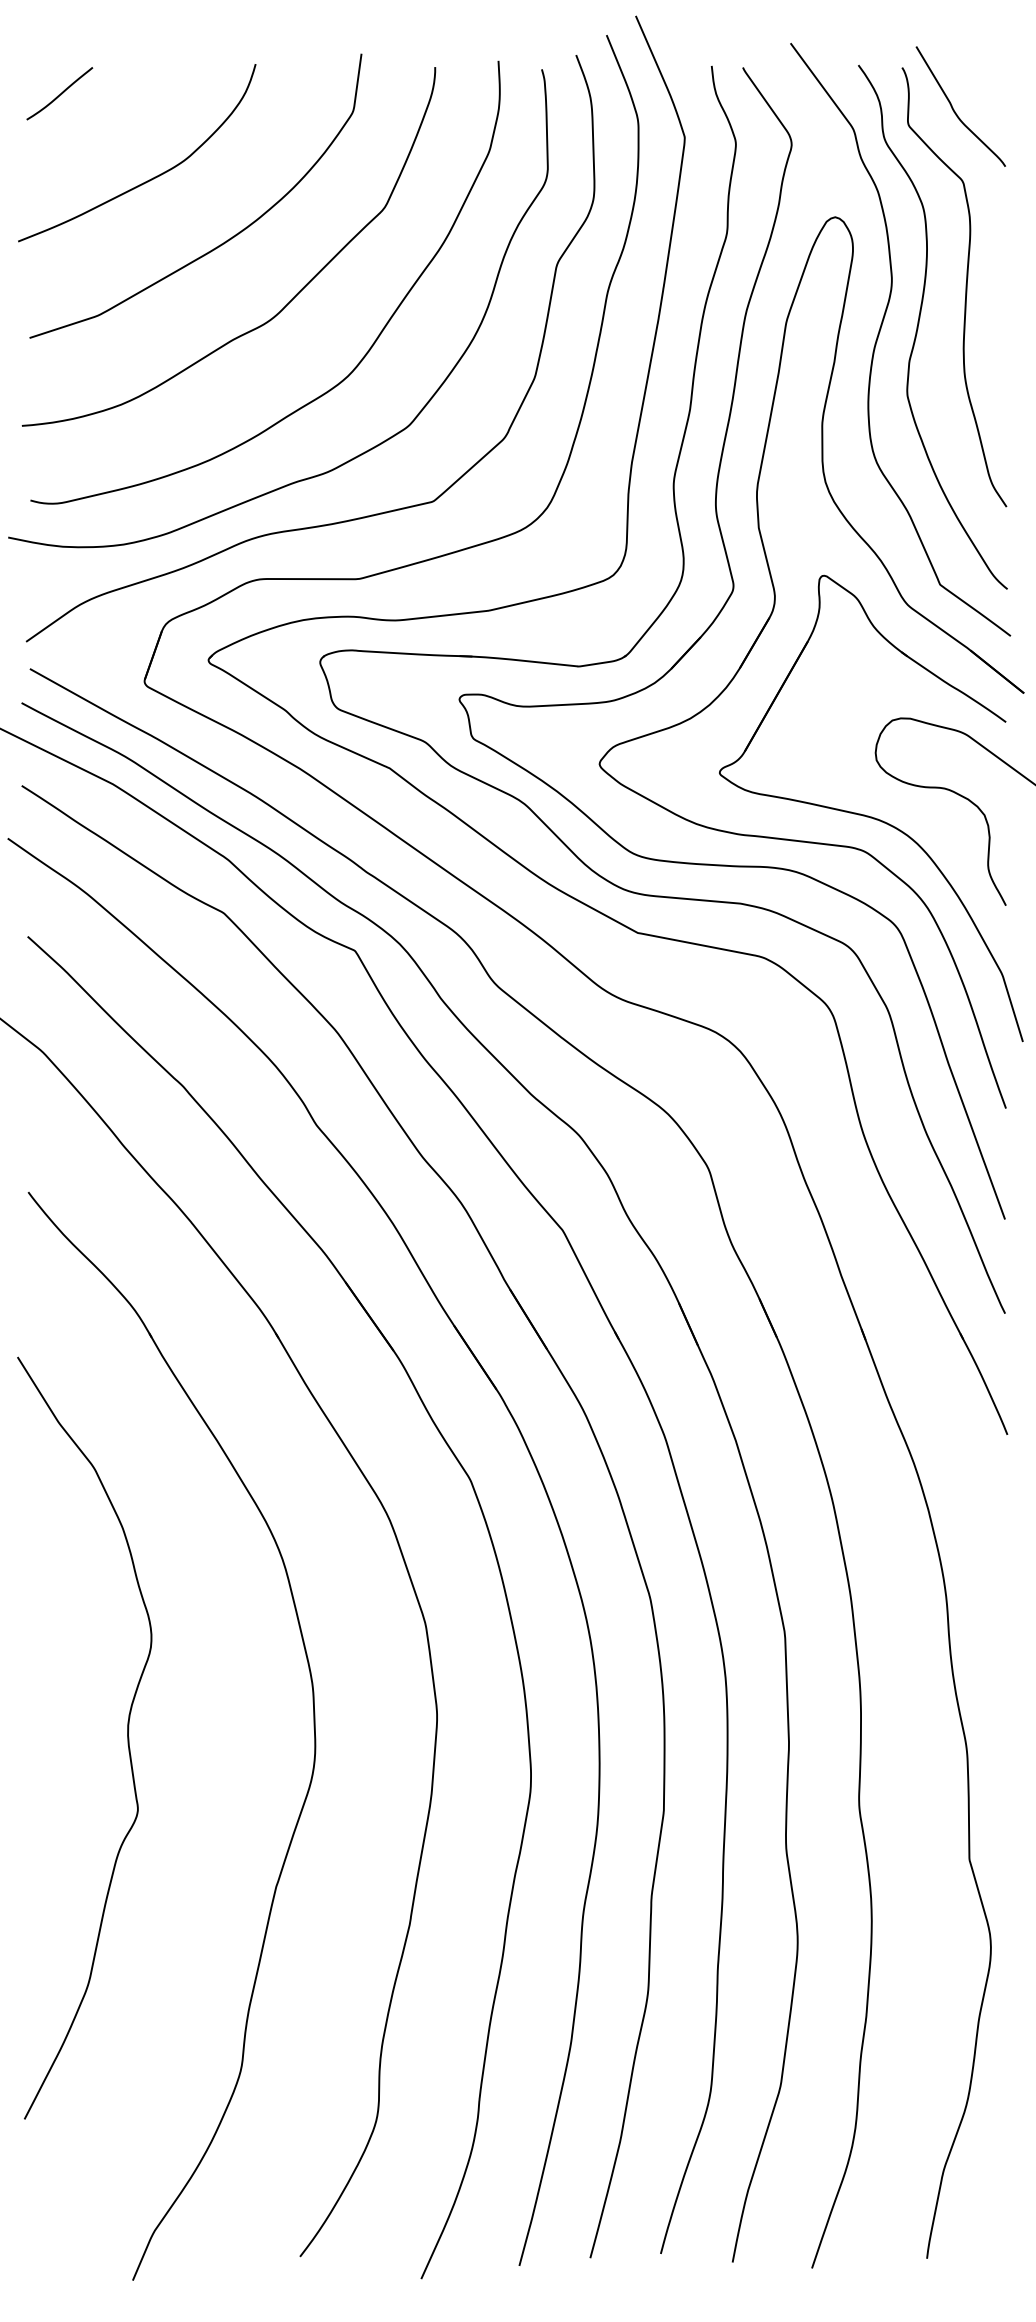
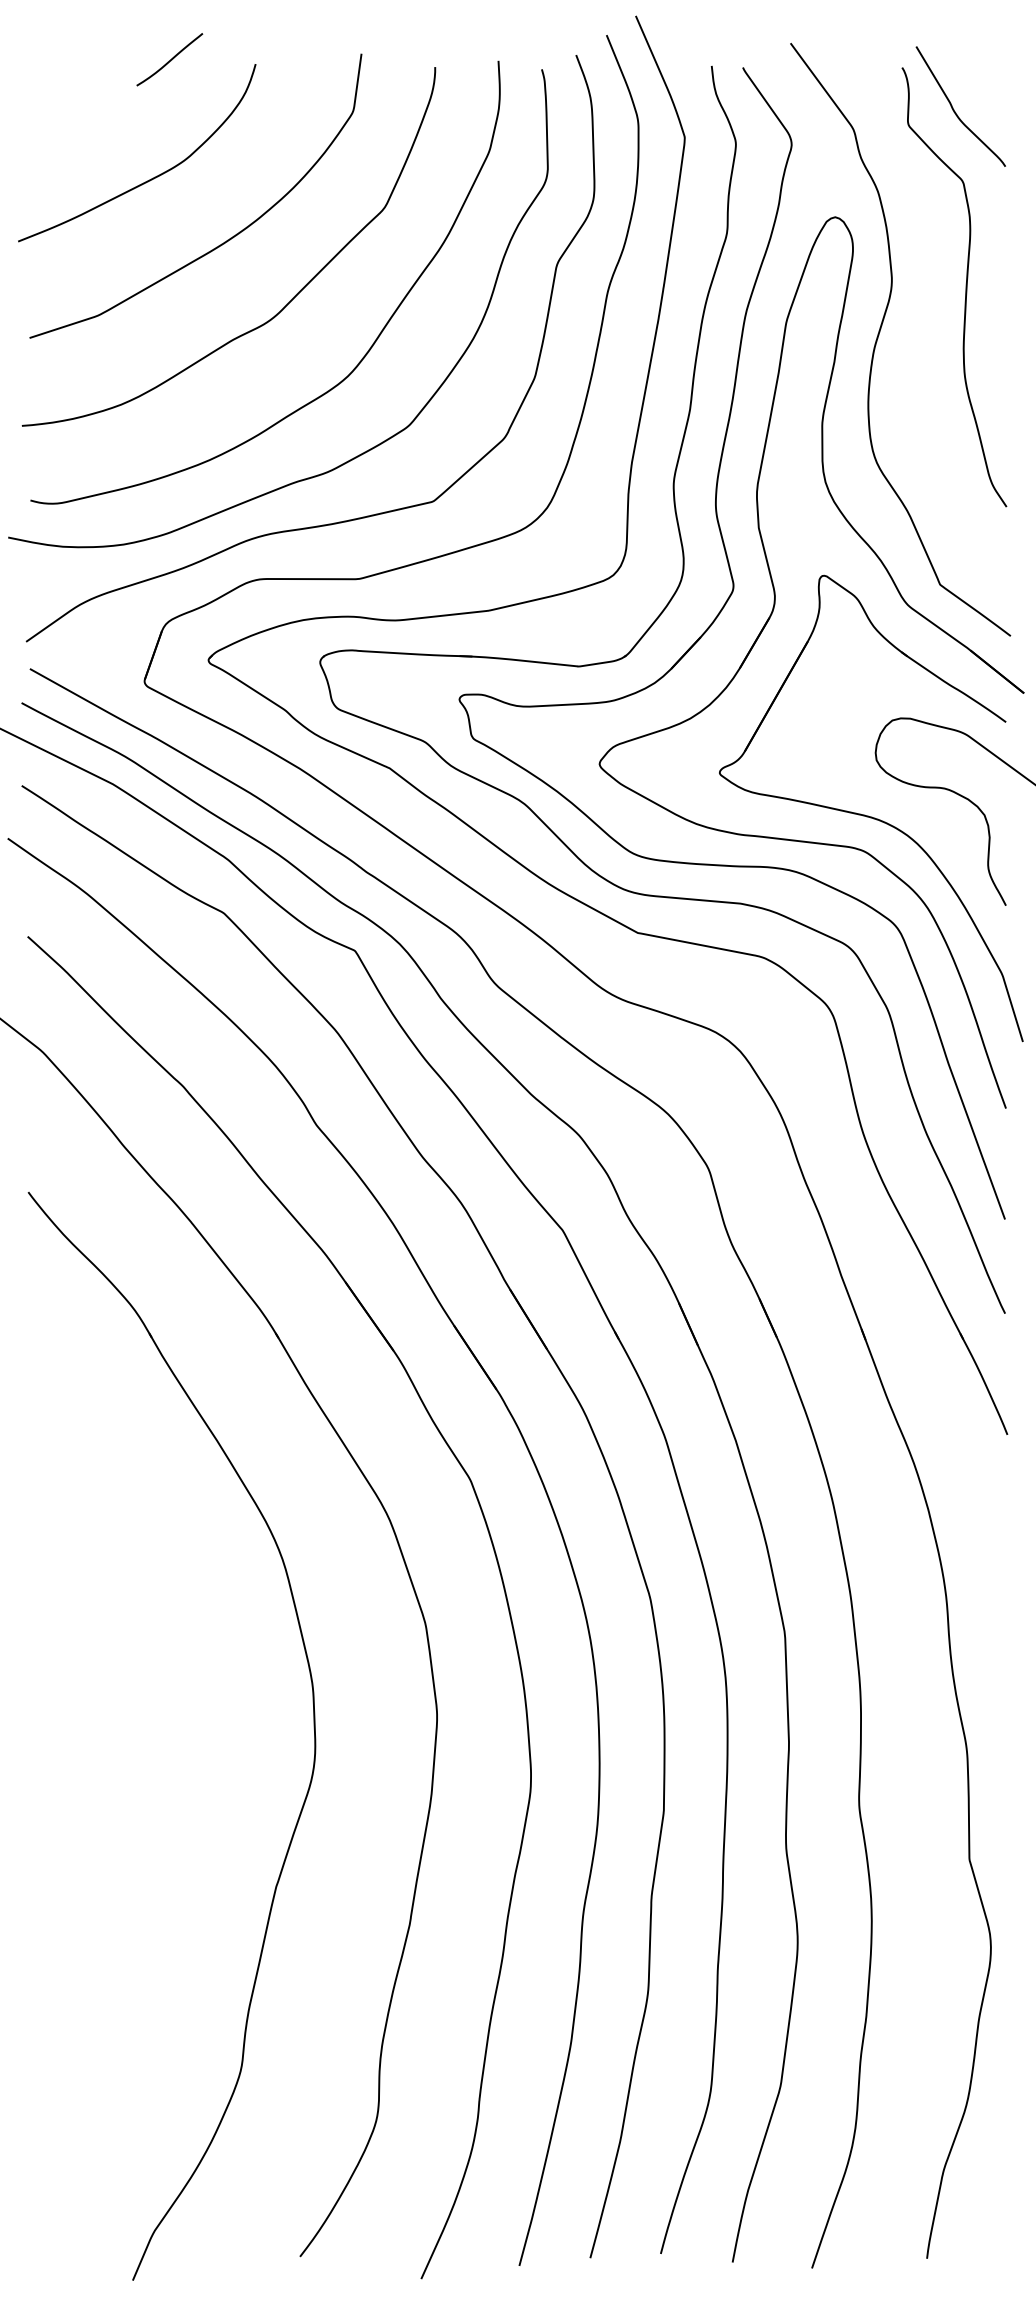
curve position: (60, 93) -> (170, 59) (170, 59)
curve: present -> none (919, 323)
curve: present -> none (127, 1737)
